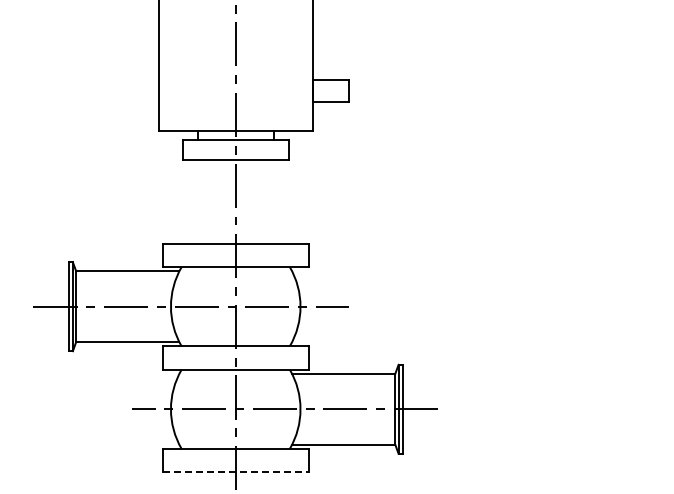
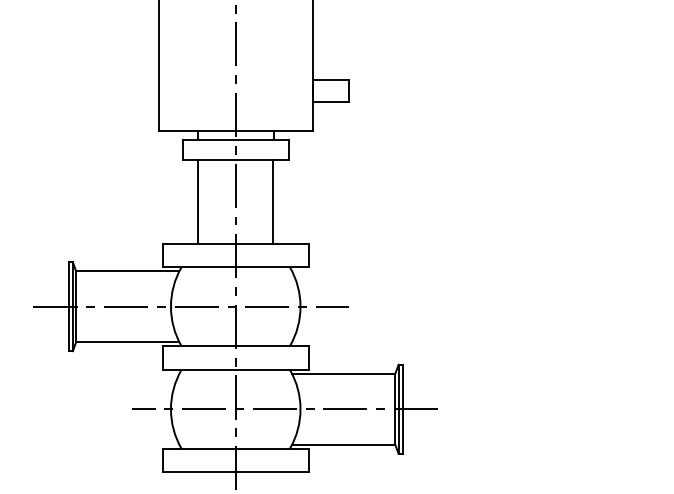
line: none -> present (198, 201)
line: none -> present (273, 201)
line: dashed -> solid (235, 472)
